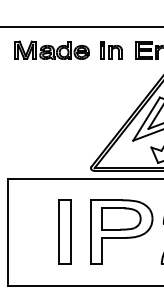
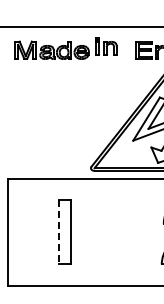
part position: (111, 50) -> (106, 46) (106, 46)
part: present -> none (121, 231)
line: solid -> dashed (59, 232)
